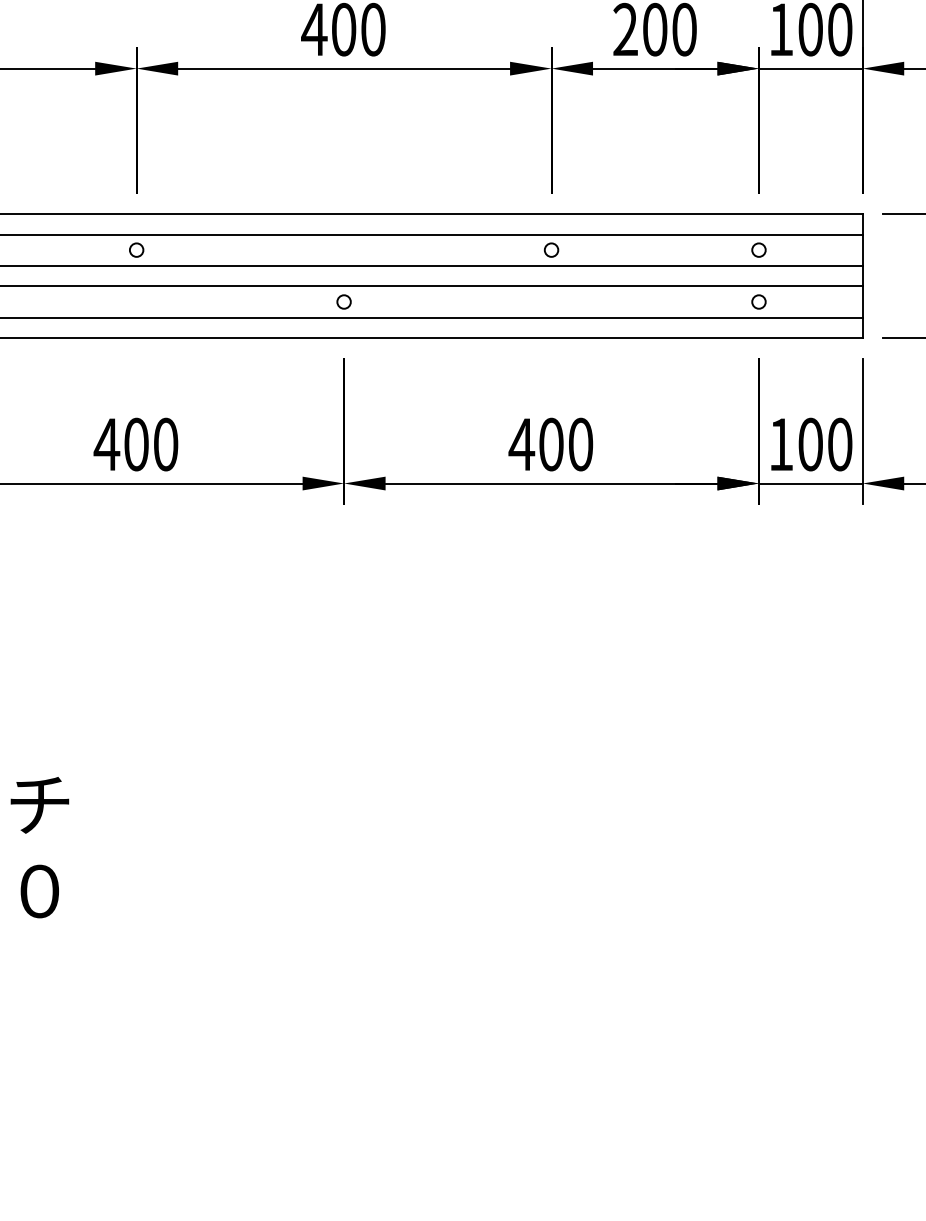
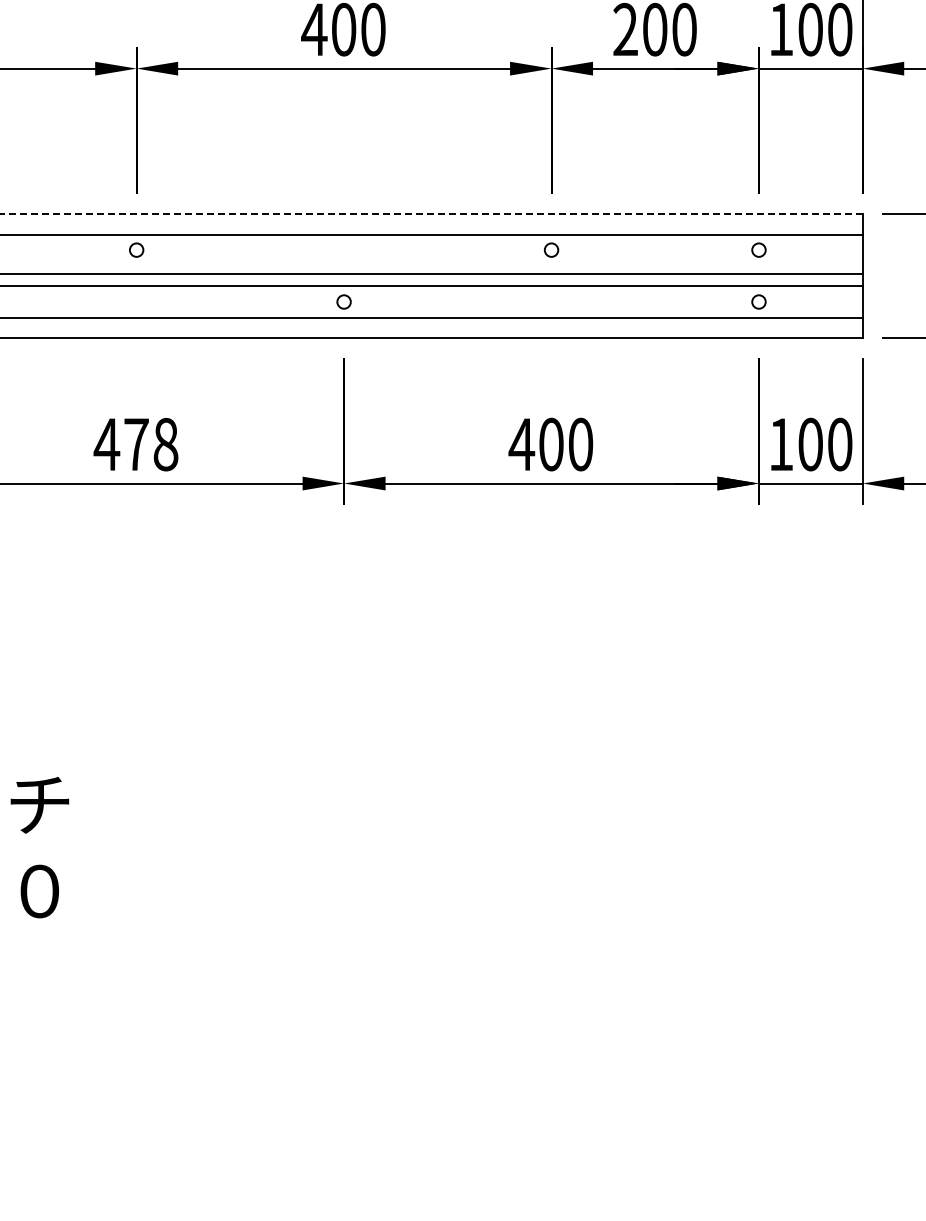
line: solid -> dashed (431, 213)
line position: (432, 265) -> (432, 273) (432, 273)
text: 400 -> 478 (151, 444)
